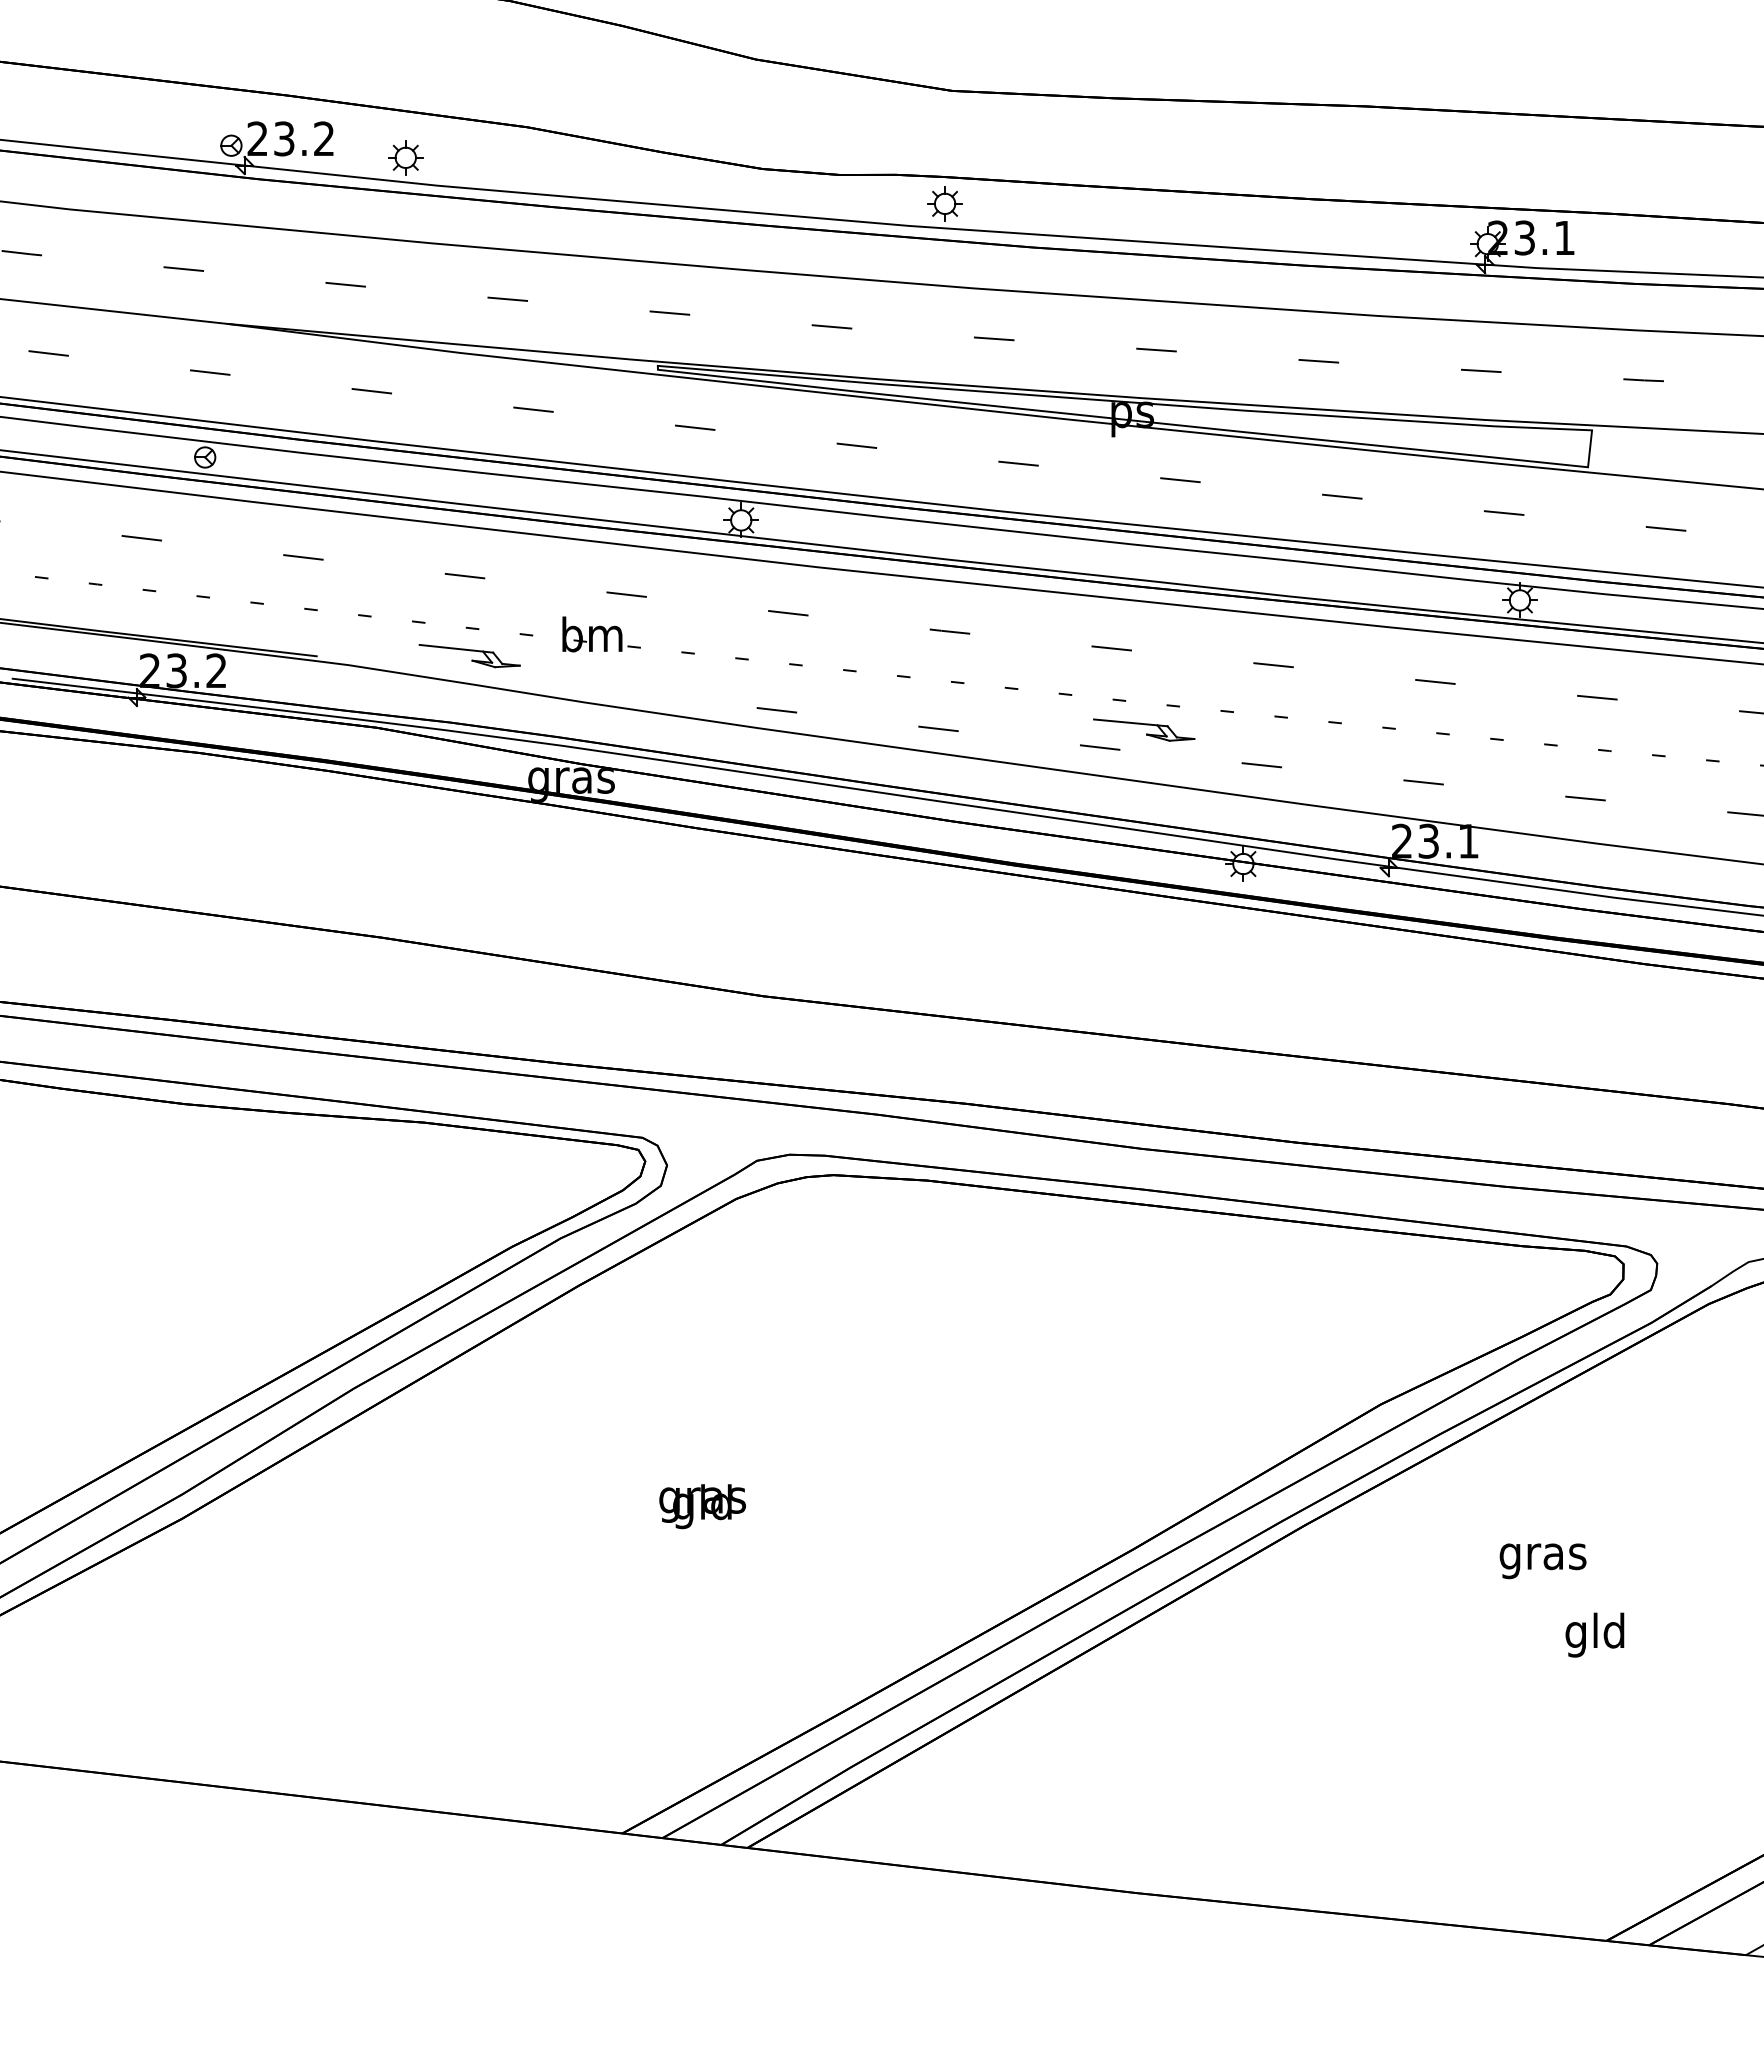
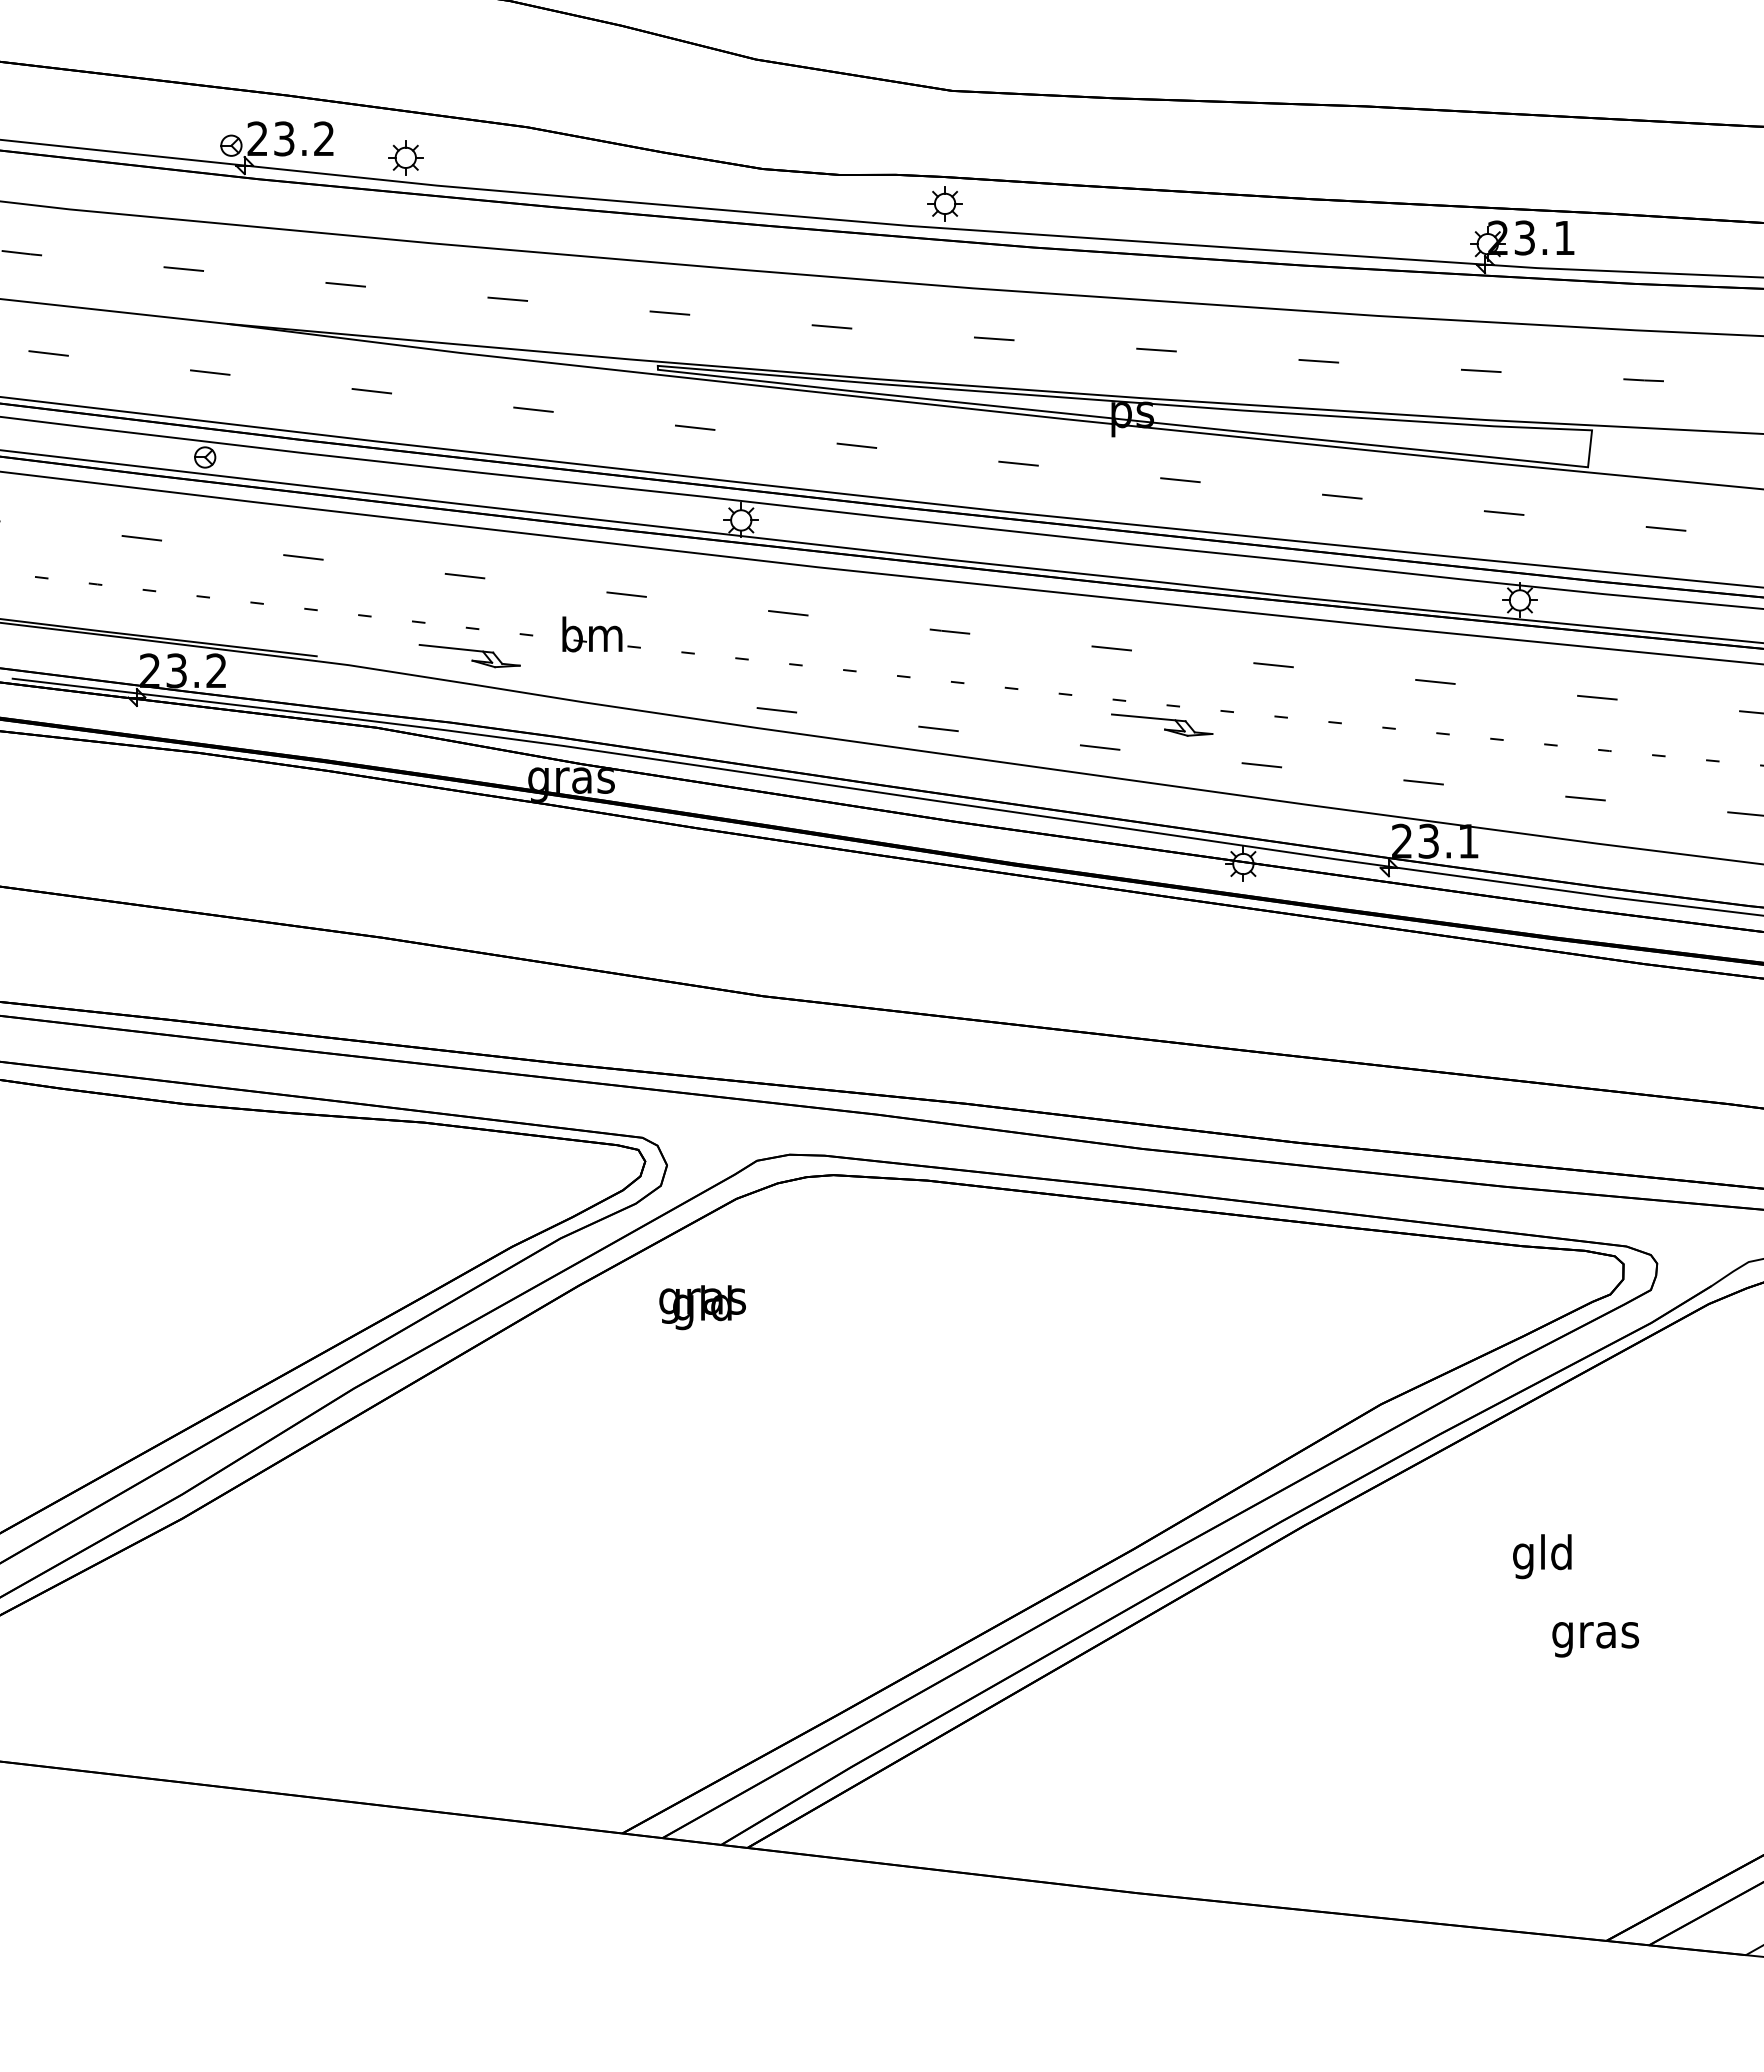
part position: (1144, 729) -> (1162, 724) (1162, 724)
text position: (702, 1506) -> (702, 1307) (702, 1307)
text: gras -> gld (1542, 1556)
text: gld -> gras (1595, 1634)
